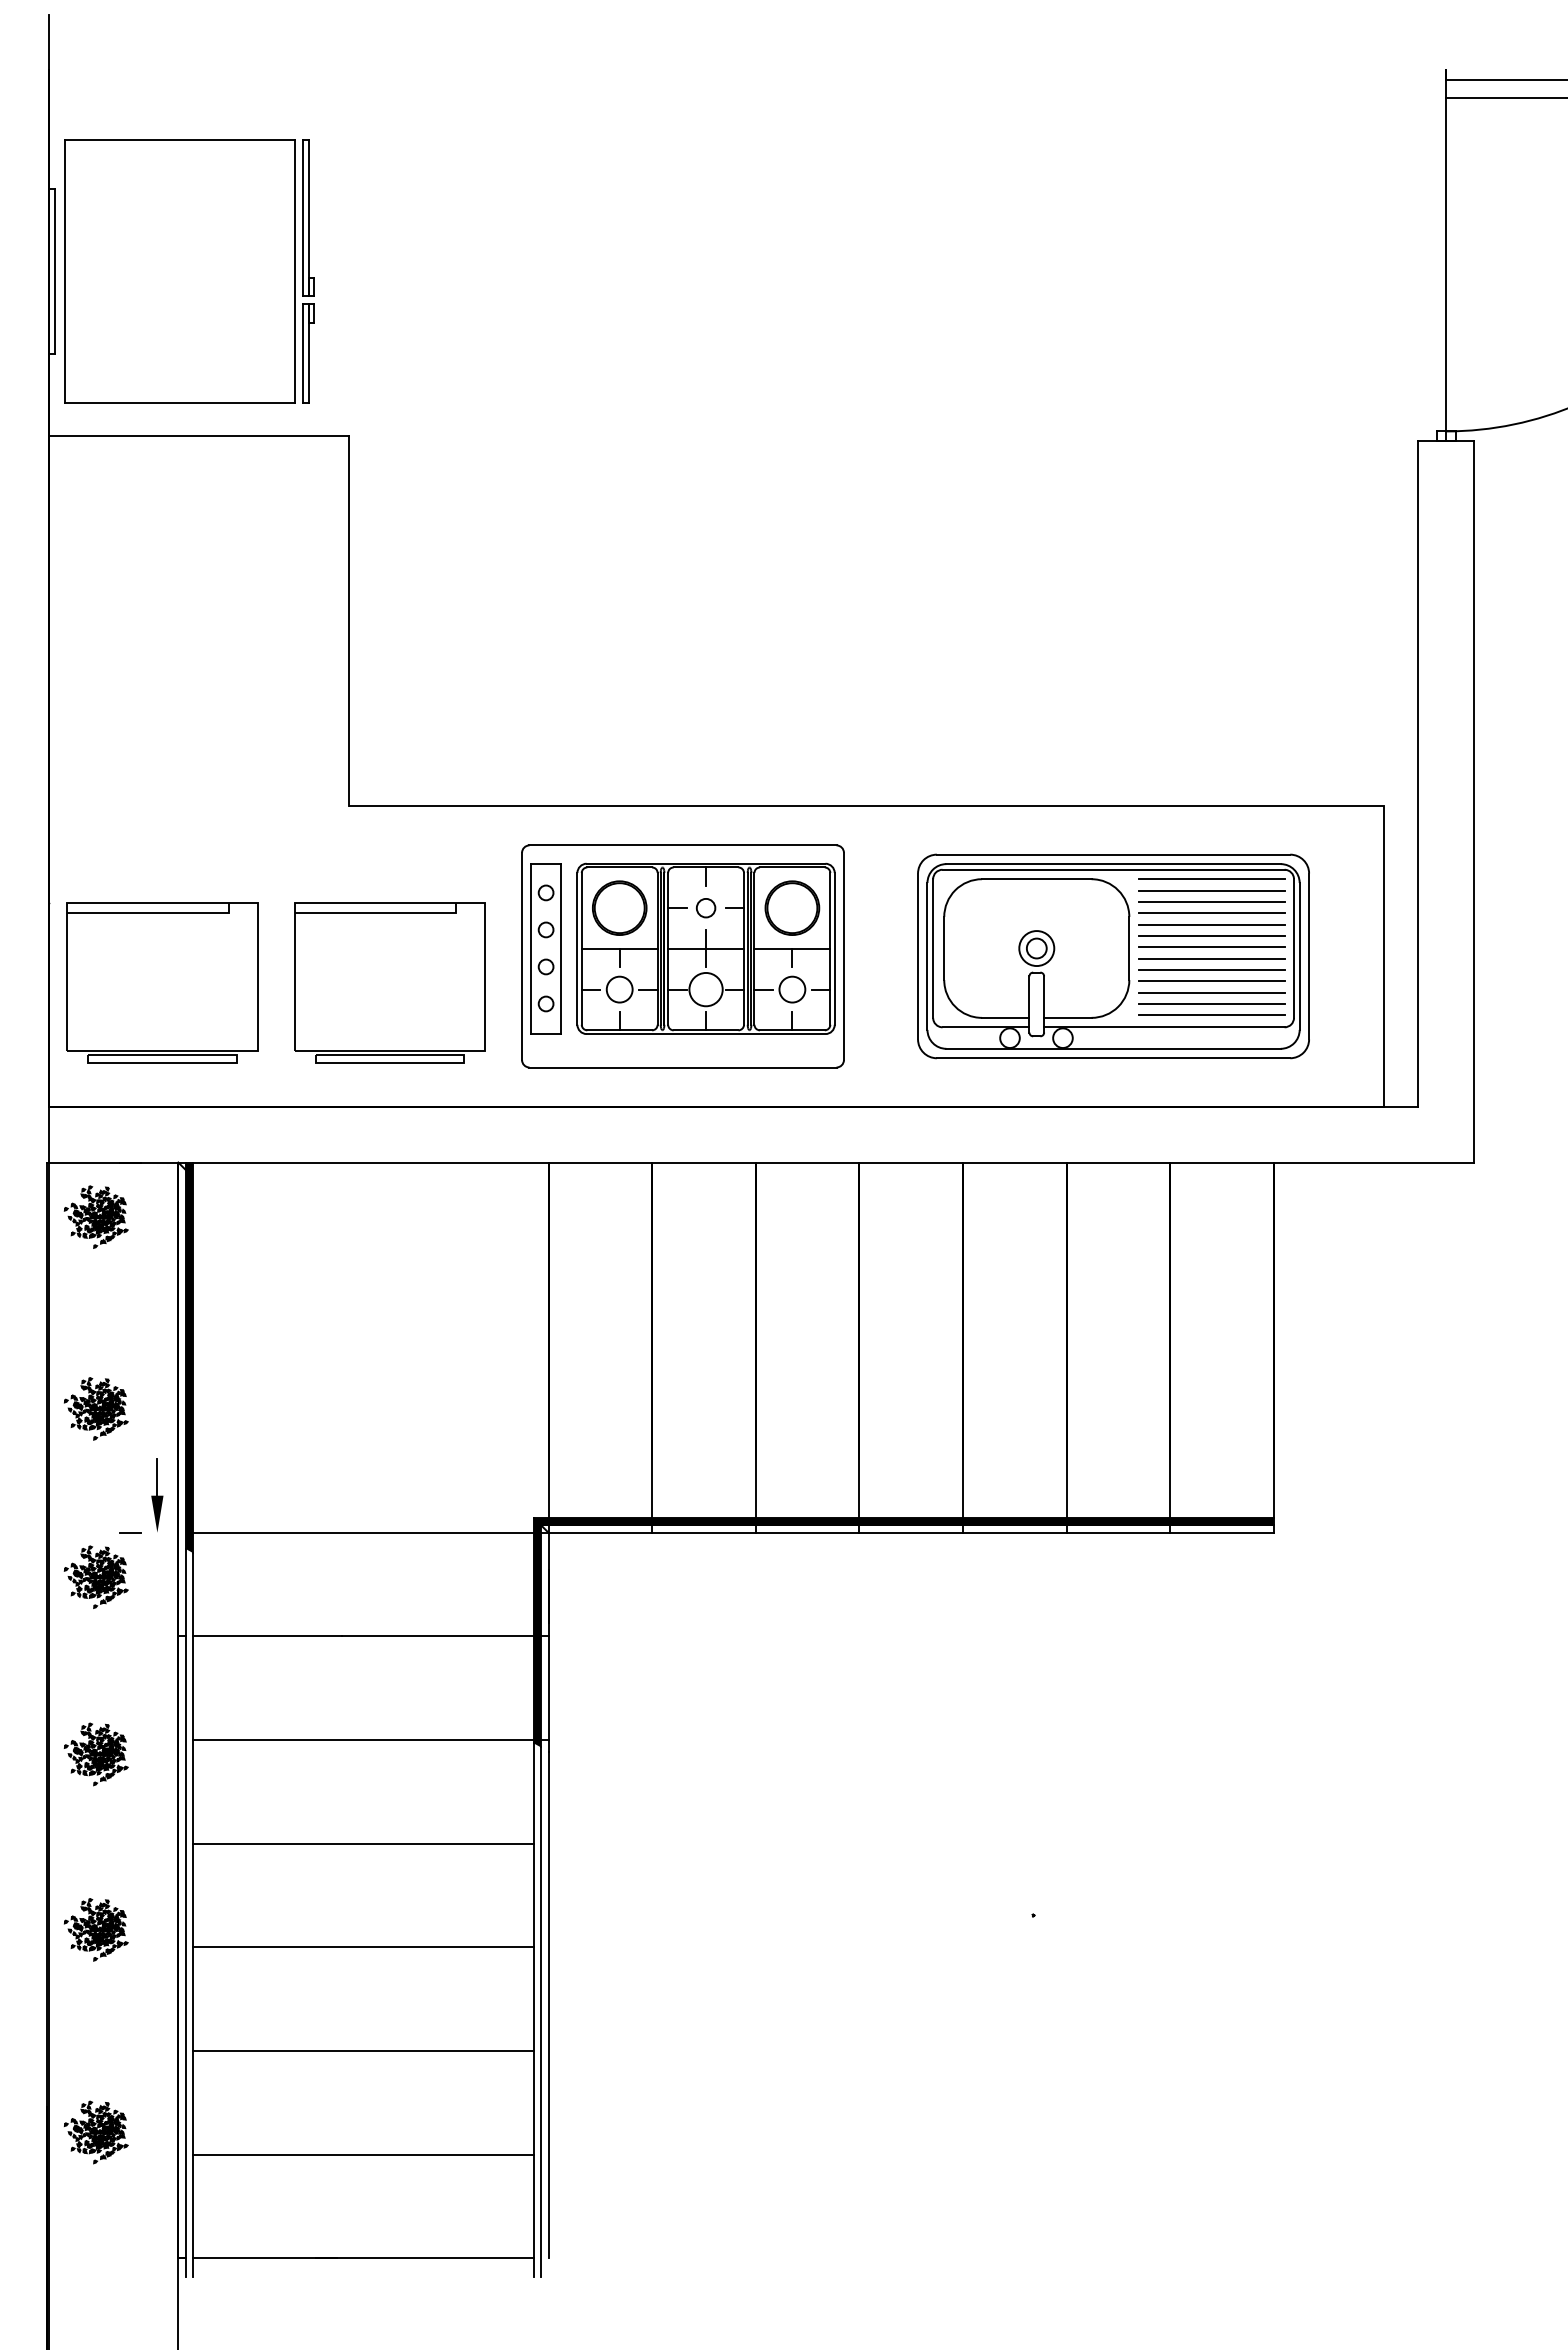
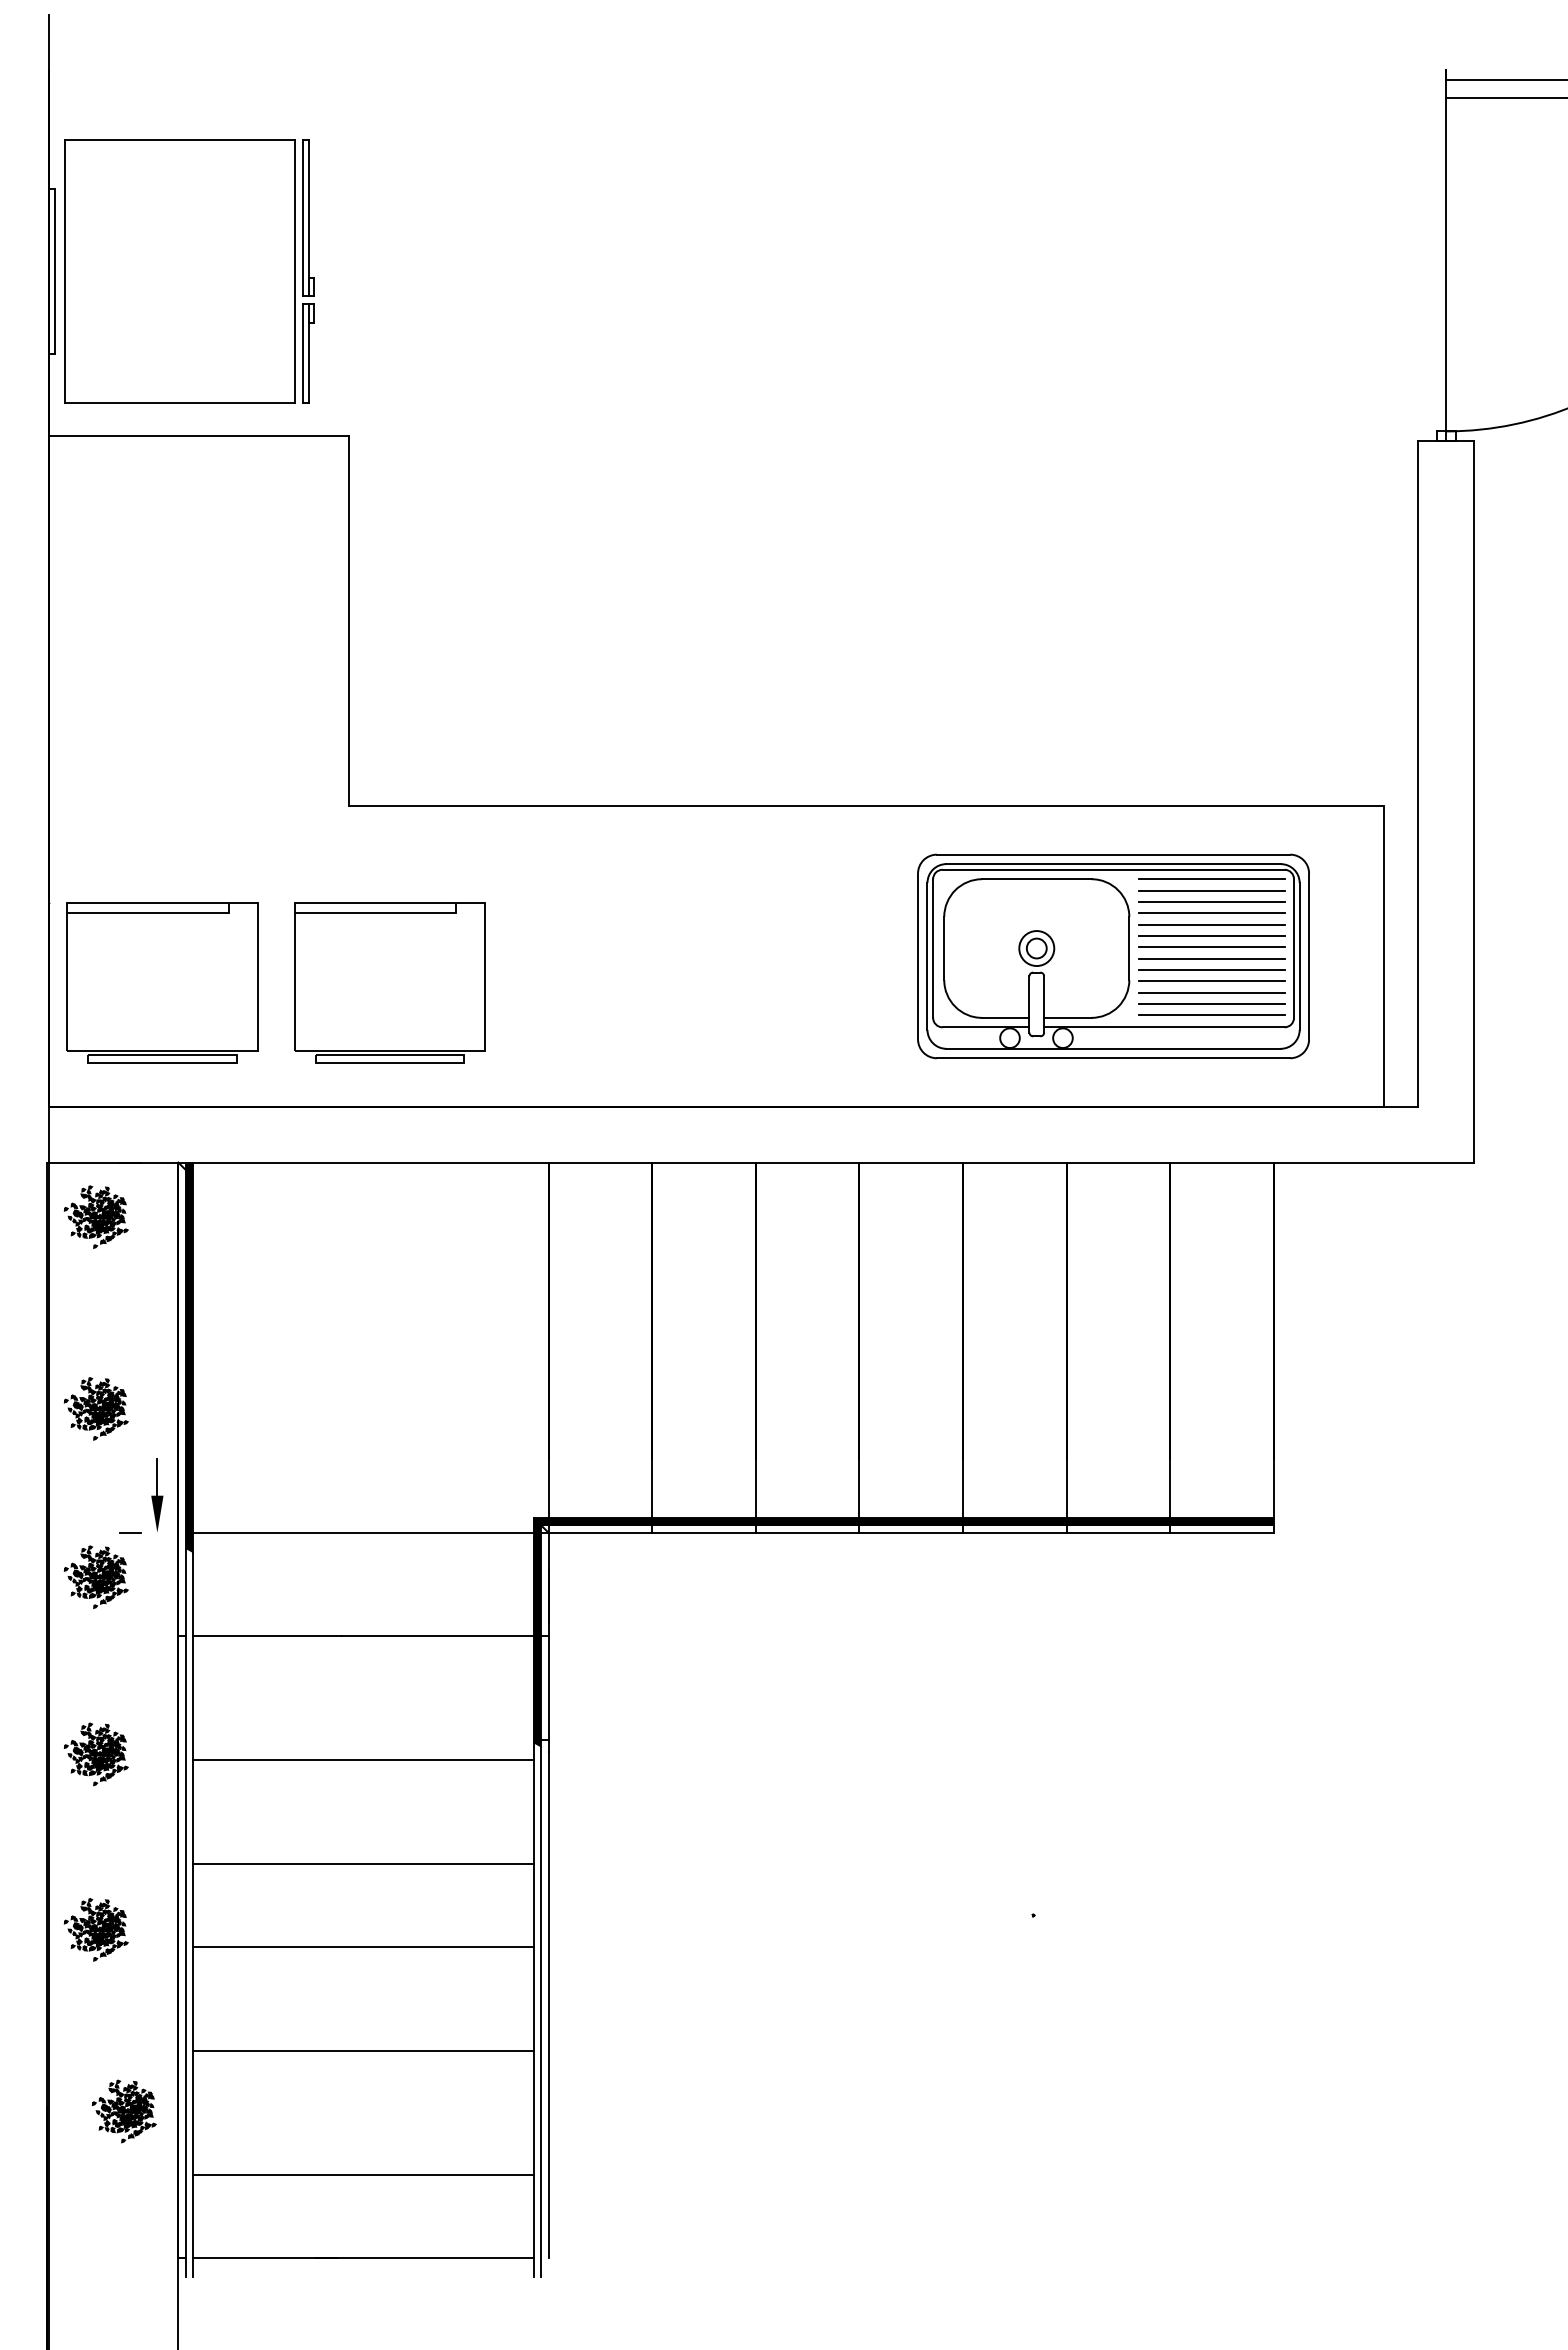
part: present -> none (682, 956)
line position: (363, 1740) -> (363, 1760) (363, 1760)
line position: (363, 1843) -> (363, 1863) (363, 1863)
part position: (95, 2132) -> (123, 2111) (123, 2111)
line position: (363, 2154) -> (363, 2174) (363, 2174)
